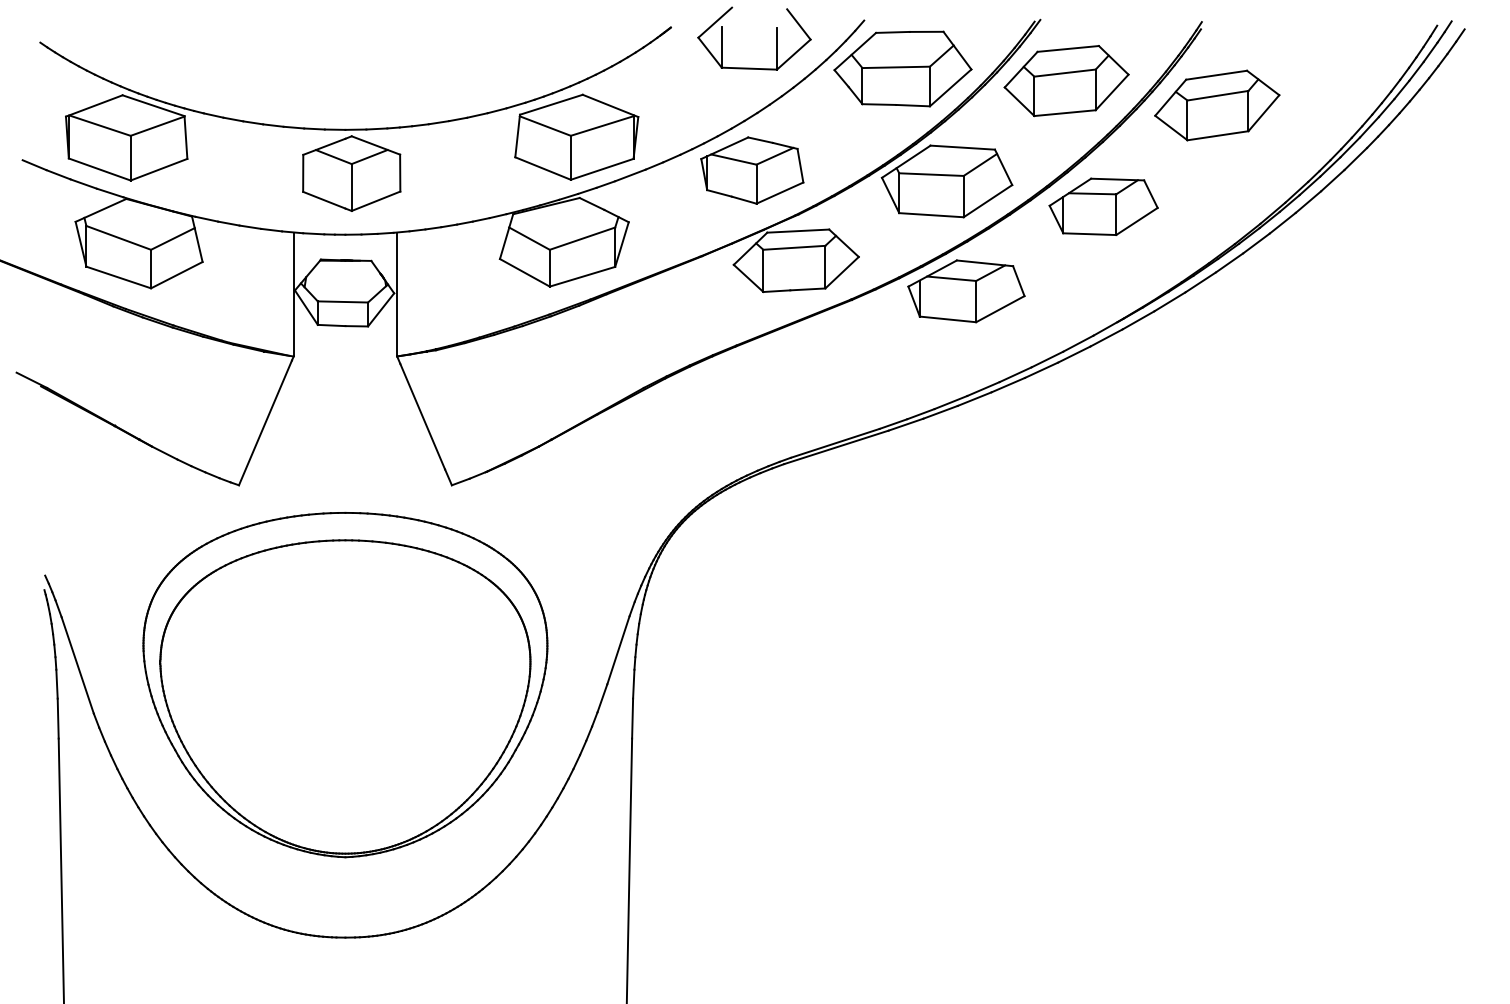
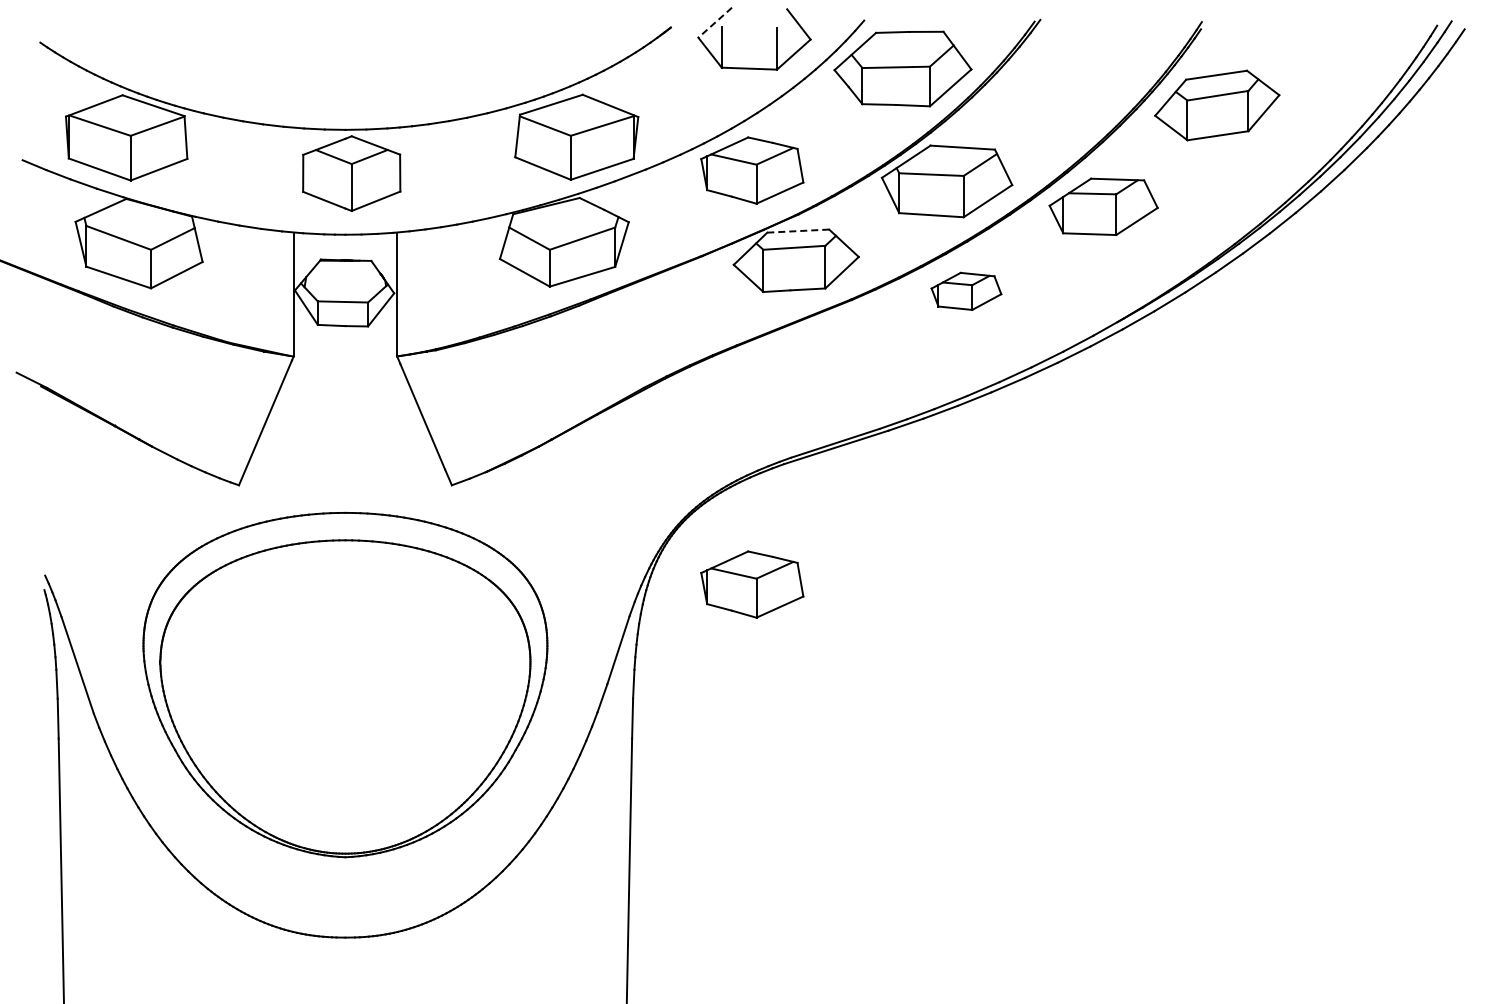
line: solid -> dashed (715, 22)
part: present -> none (1066, 81)
line: solid -> dashed (798, 231)
part size: 119x65 px -> 73x40 px (966, 290)
part: none -> present (752, 584)
